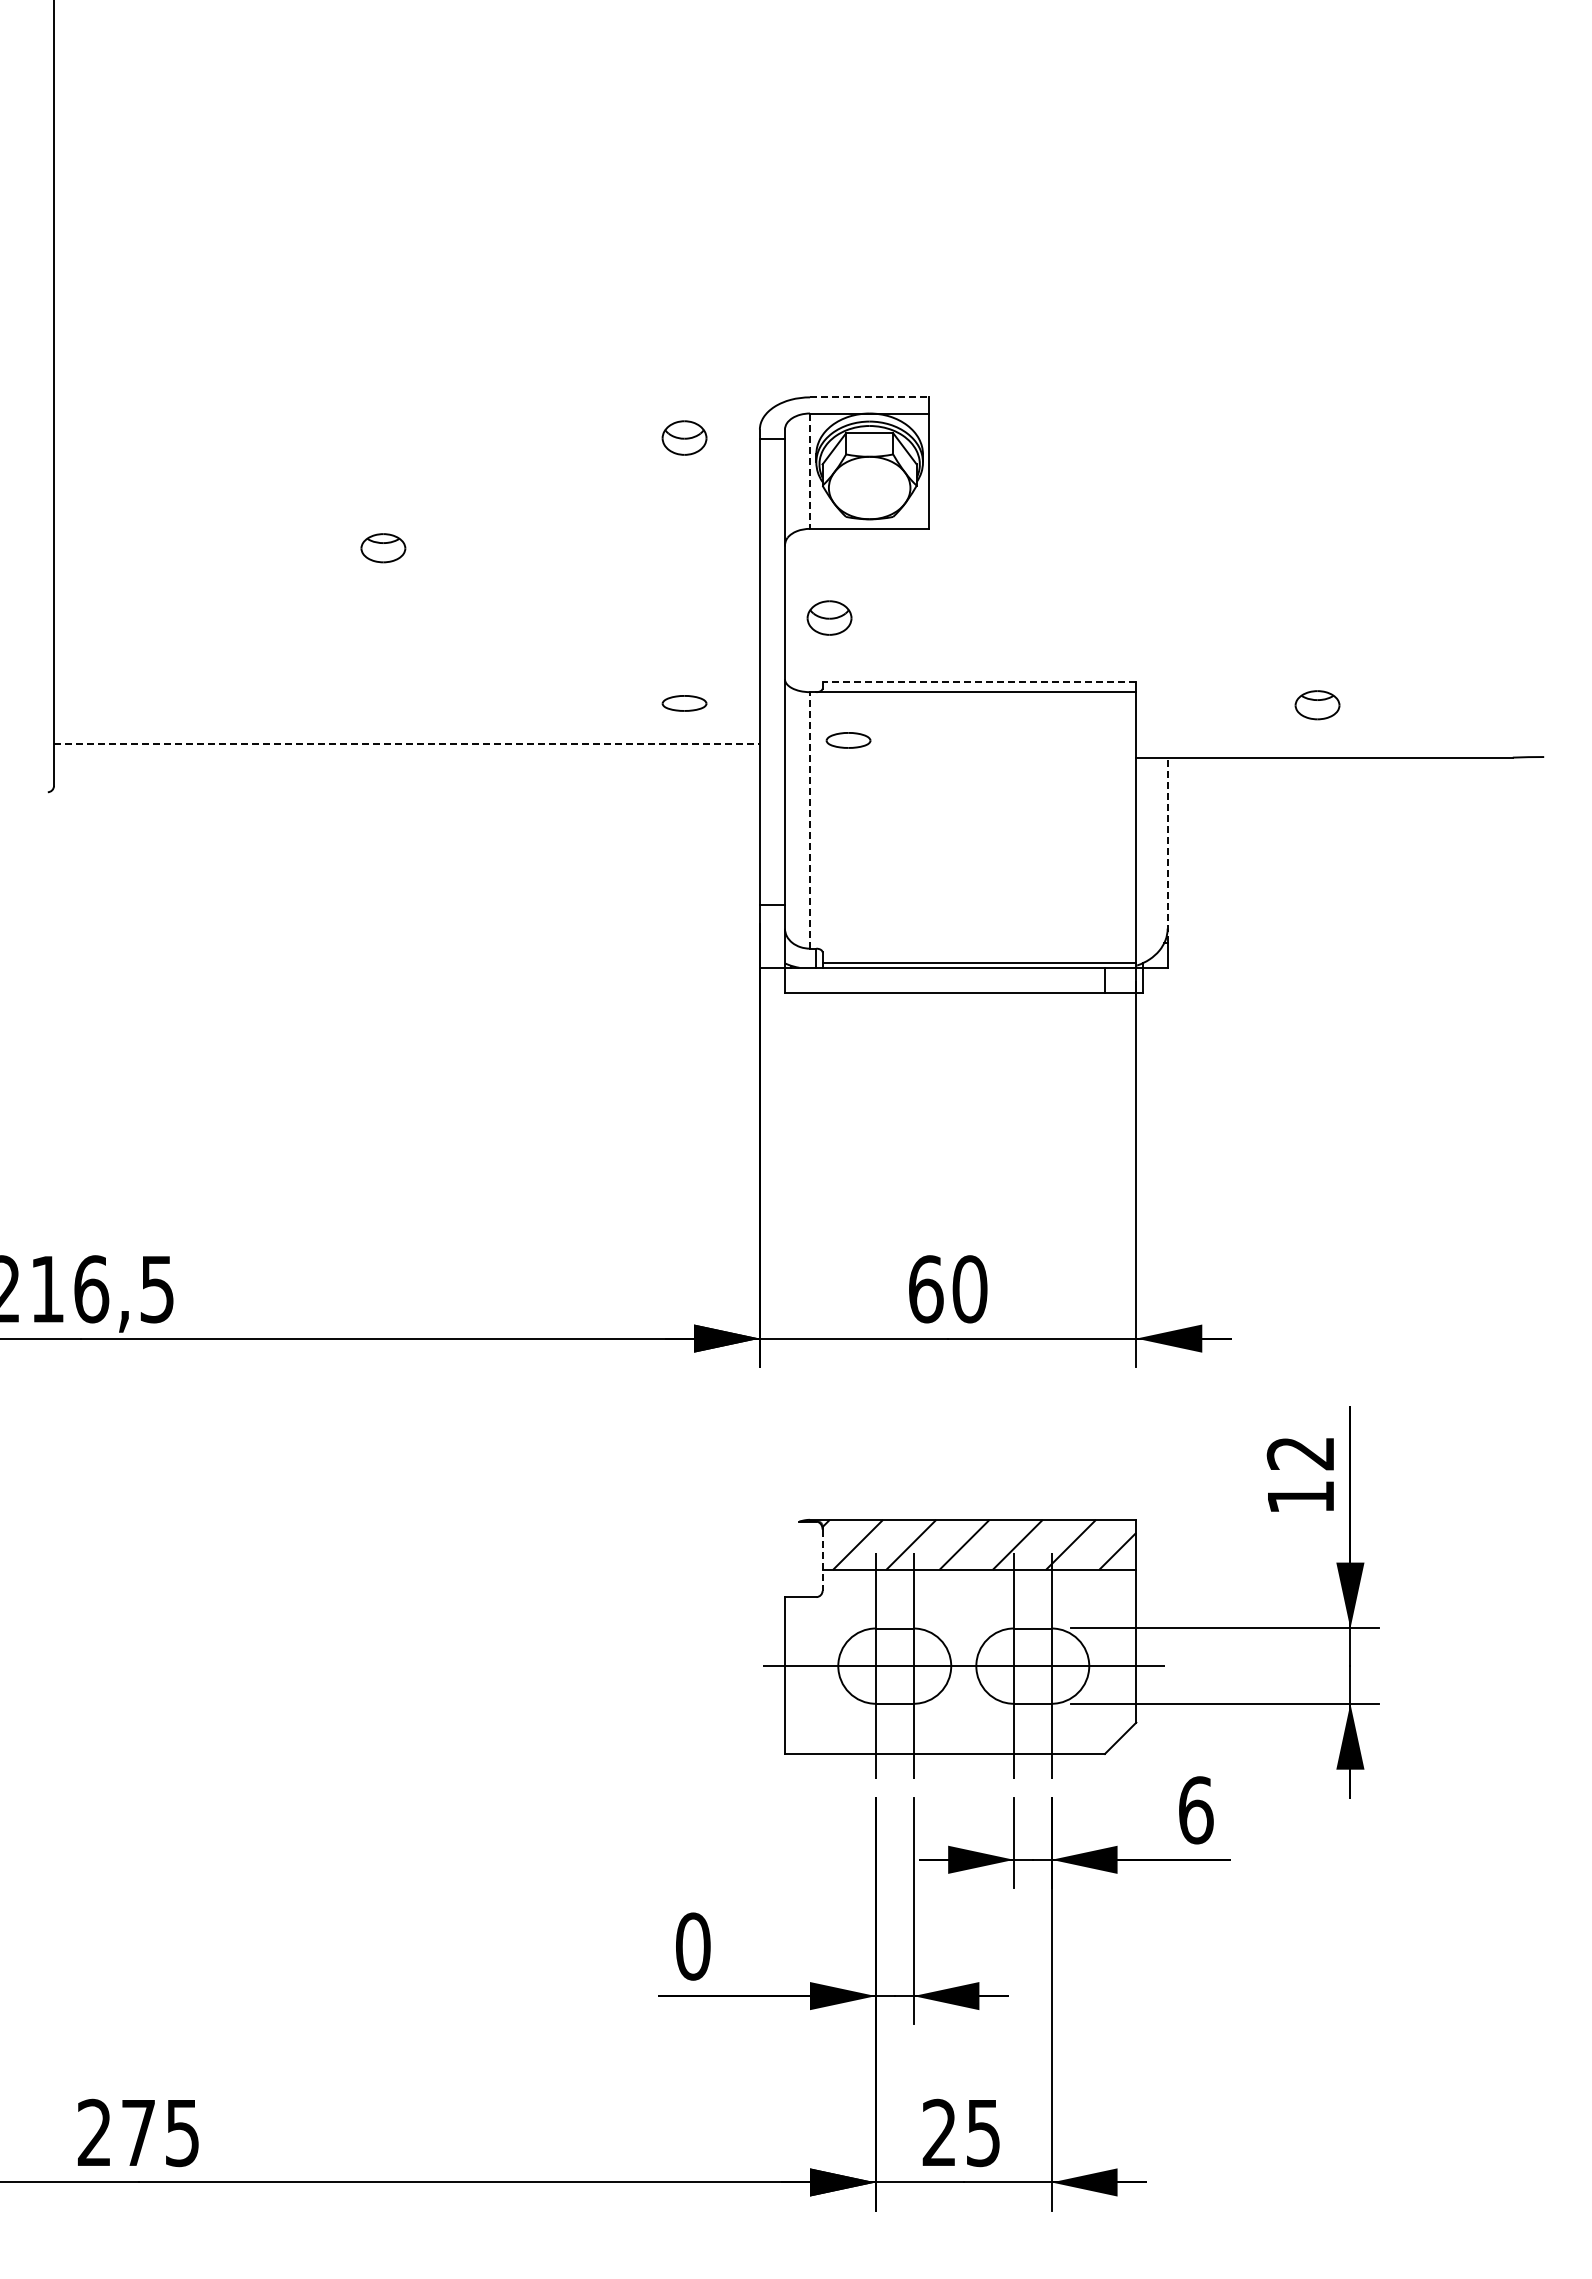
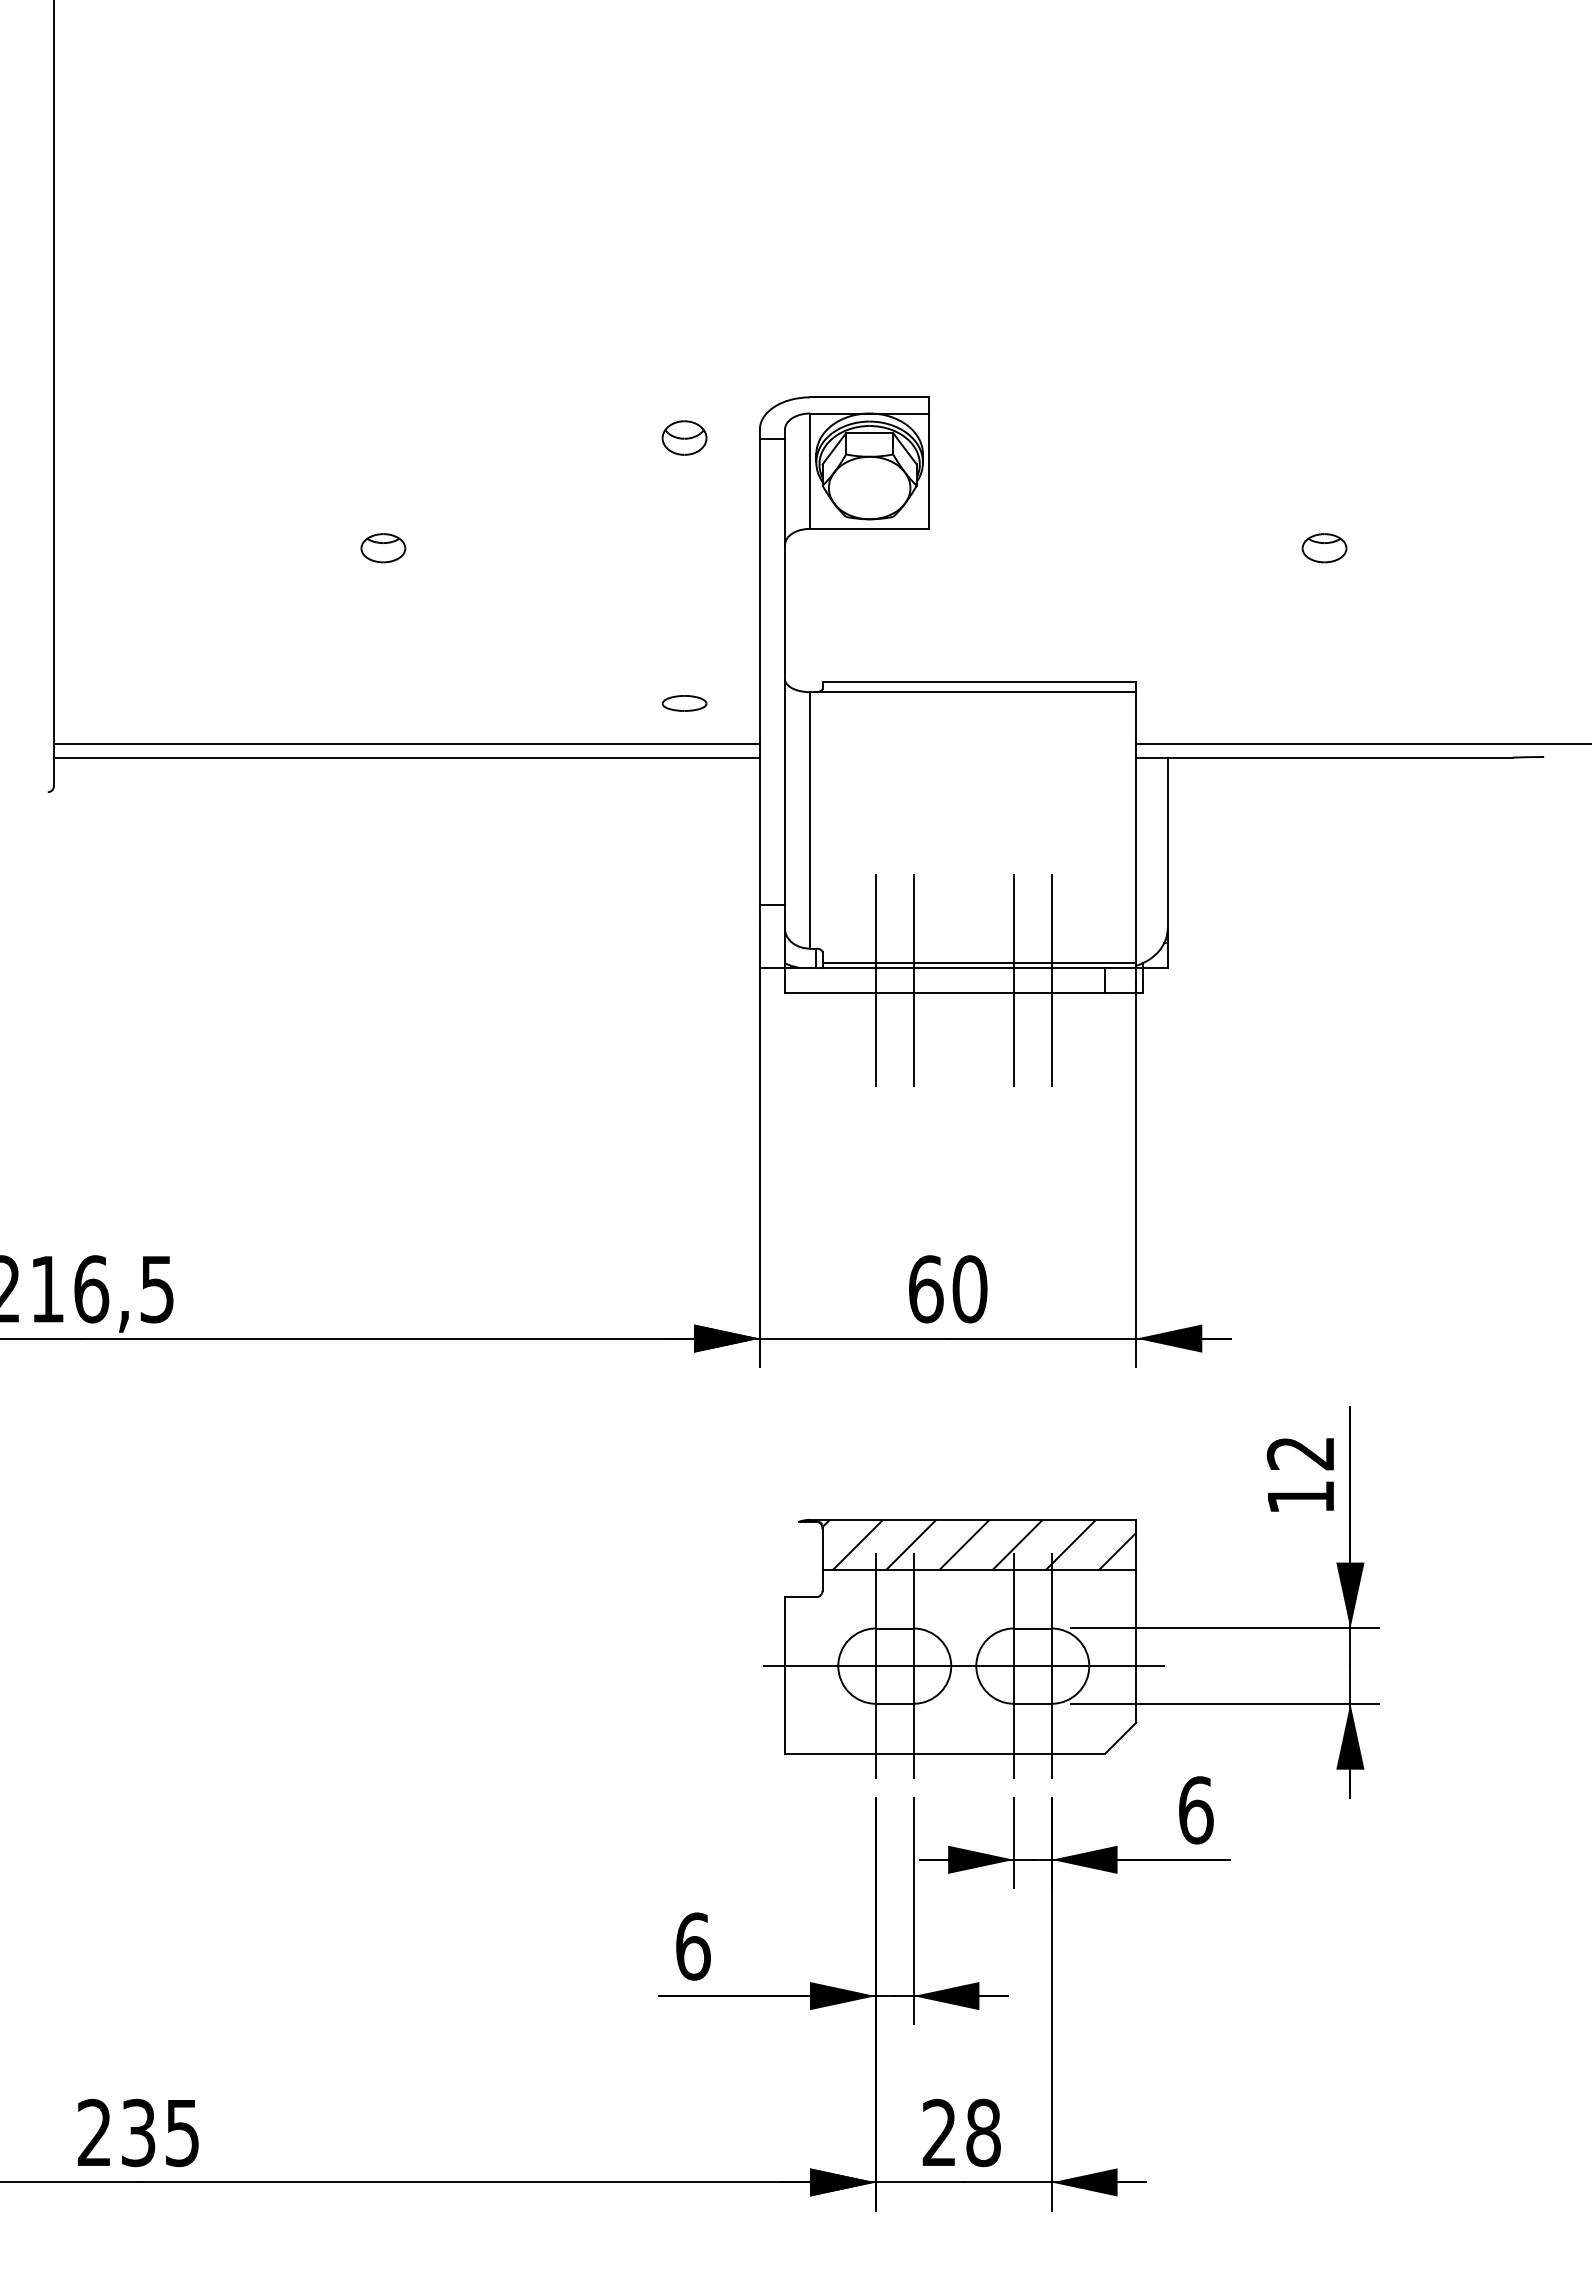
line: dashed -> solid (869, 397)
line: dashed -> solid (810, 471)
part: present -> none (829, 617)
line: dashed -> solid (979, 682)
part position: (1317, 705) -> (1324, 548) (1324, 548)
part: present -> none (848, 740)
line: dashed -> solid (406, 744)
line: none -> present (1362, 744)
line: none -> present (406, 757)
line: dashed -> solid (810, 819)
line: dashed -> solid (1167, 850)
line: none -> present (875, 980)
line: none -> present (913, 980)
line: none -> present (1013, 980)
line: none -> present (1051, 980)
line: dashed -> solid (822, 1560)
text: 0 -> 6 (693, 1946)
text: 275 -> 235 (138, 2132)
text: 25 -> 28 (983, 2132)
